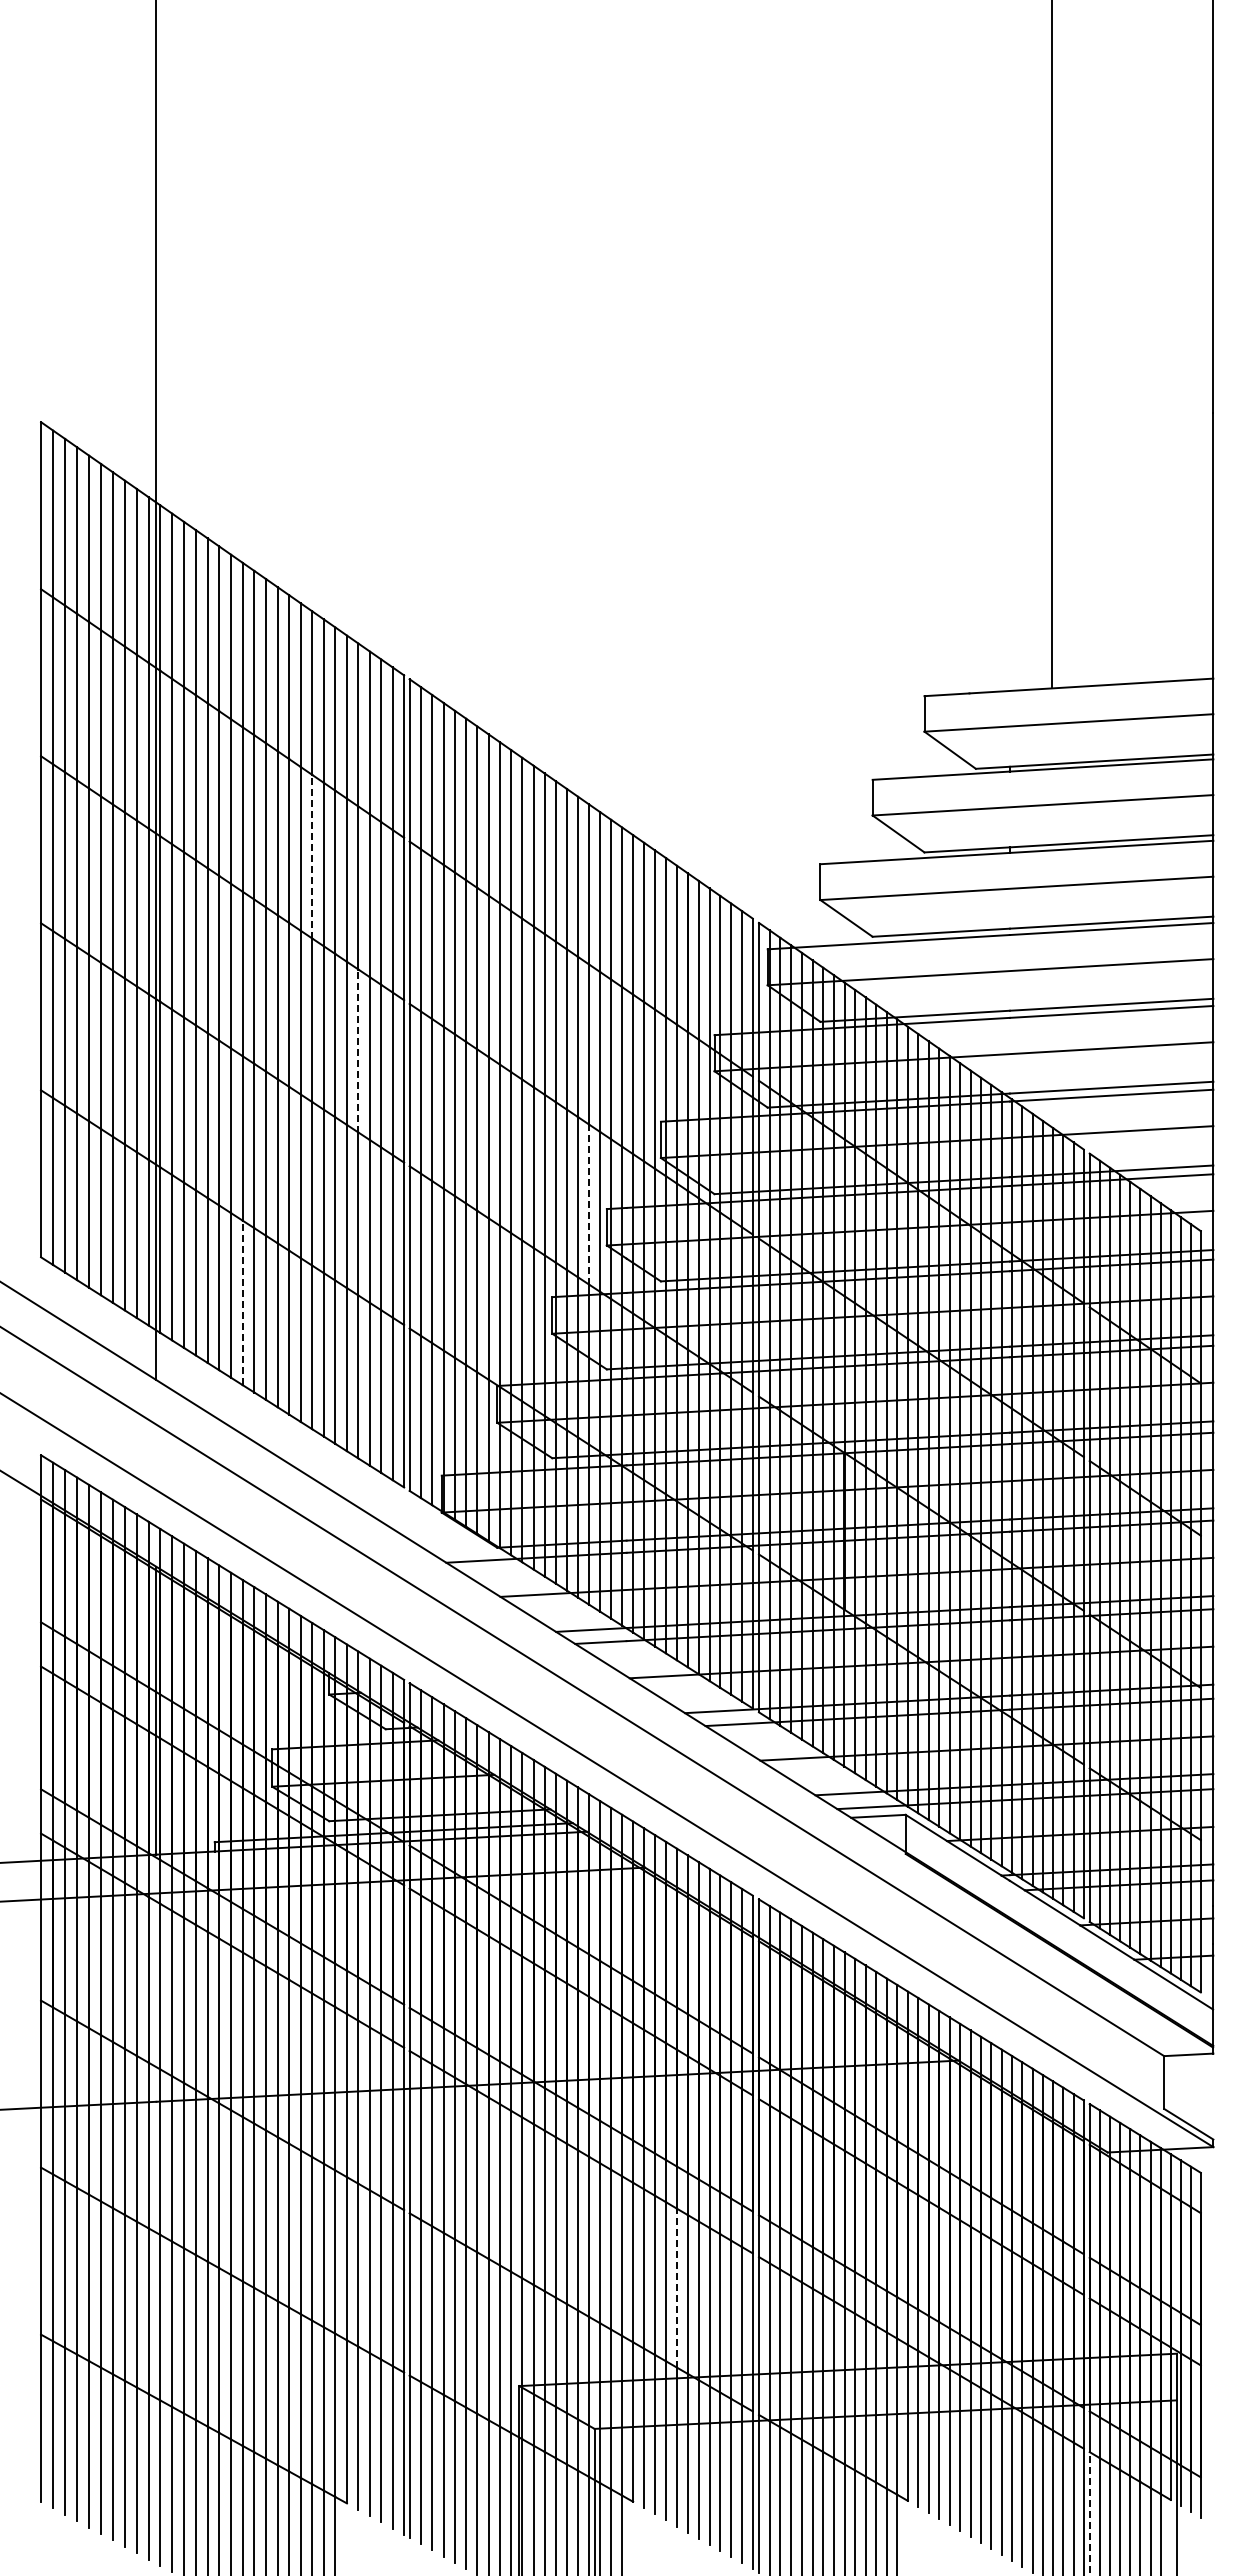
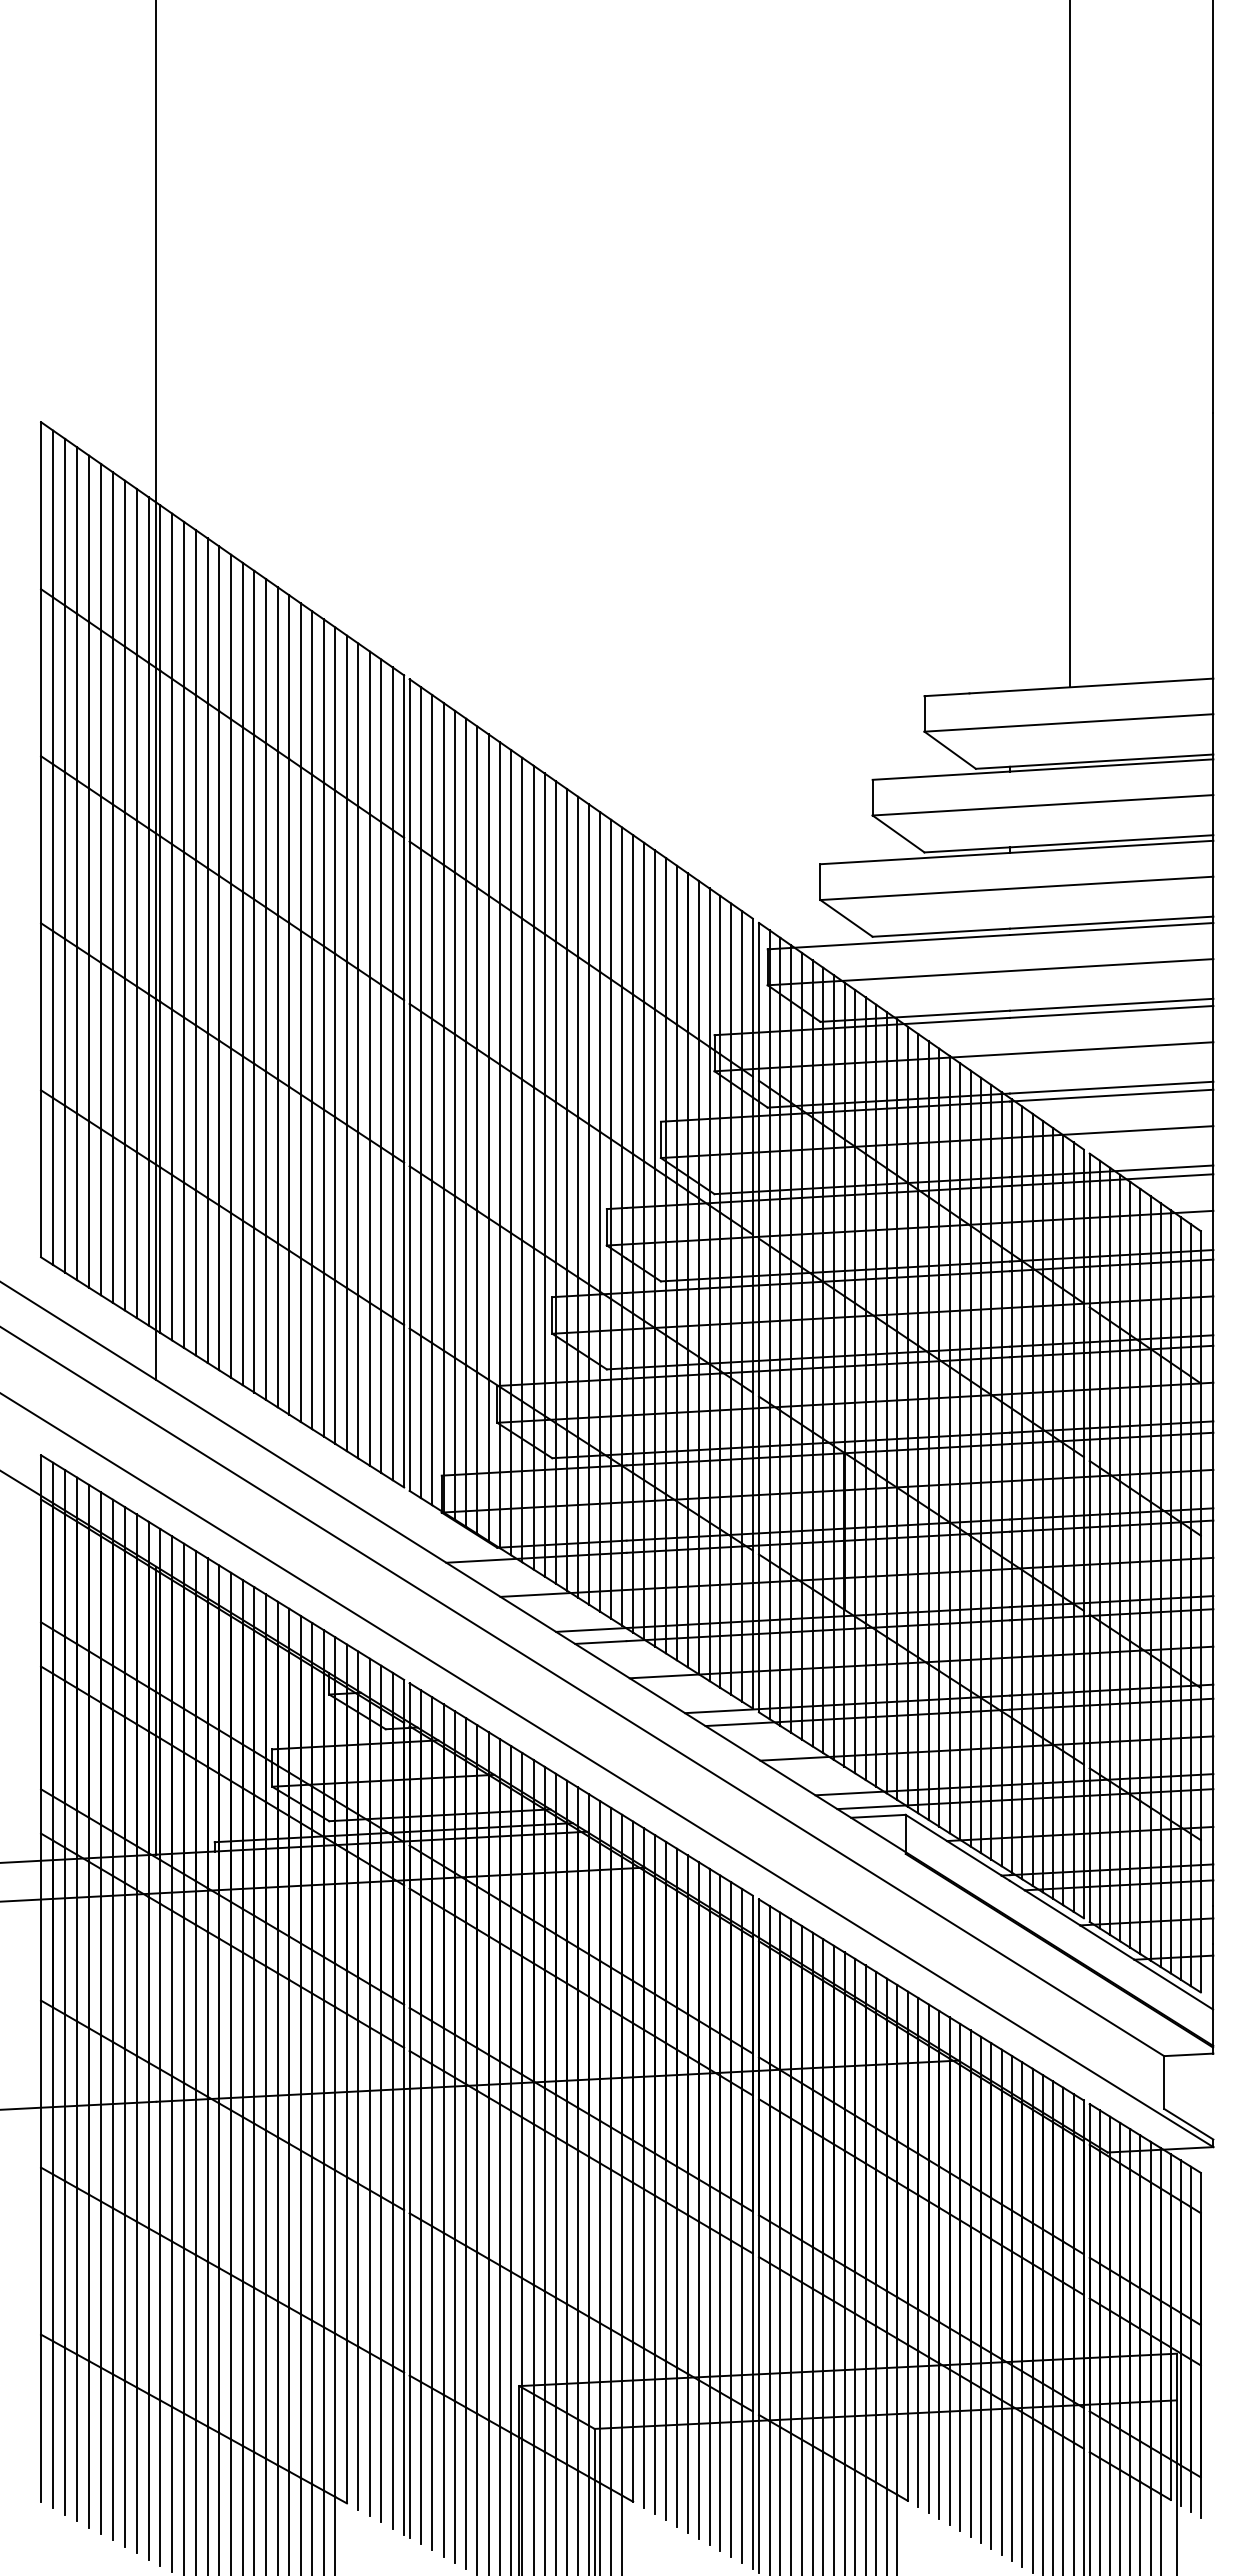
line position: (1052, 344) -> (1070, 344) (1070, 344)
line: dashed -> solid (312, 856)
line: dashed -> solid (358, 1051)
line: dashed -> solid (589, 1204)
line: dashed -> solid (242, 1302)
line: dashed -> solid (676, 2287)
line: dashed -> solid (1089, 2514)
